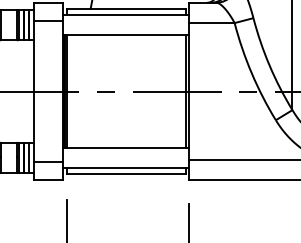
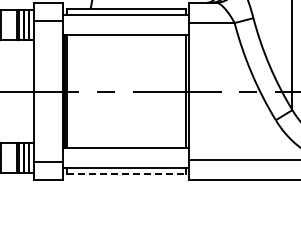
line: solid -> dashed (127, 174)
line: present -> none (67, 219)
line: present -> none (188, 221)
